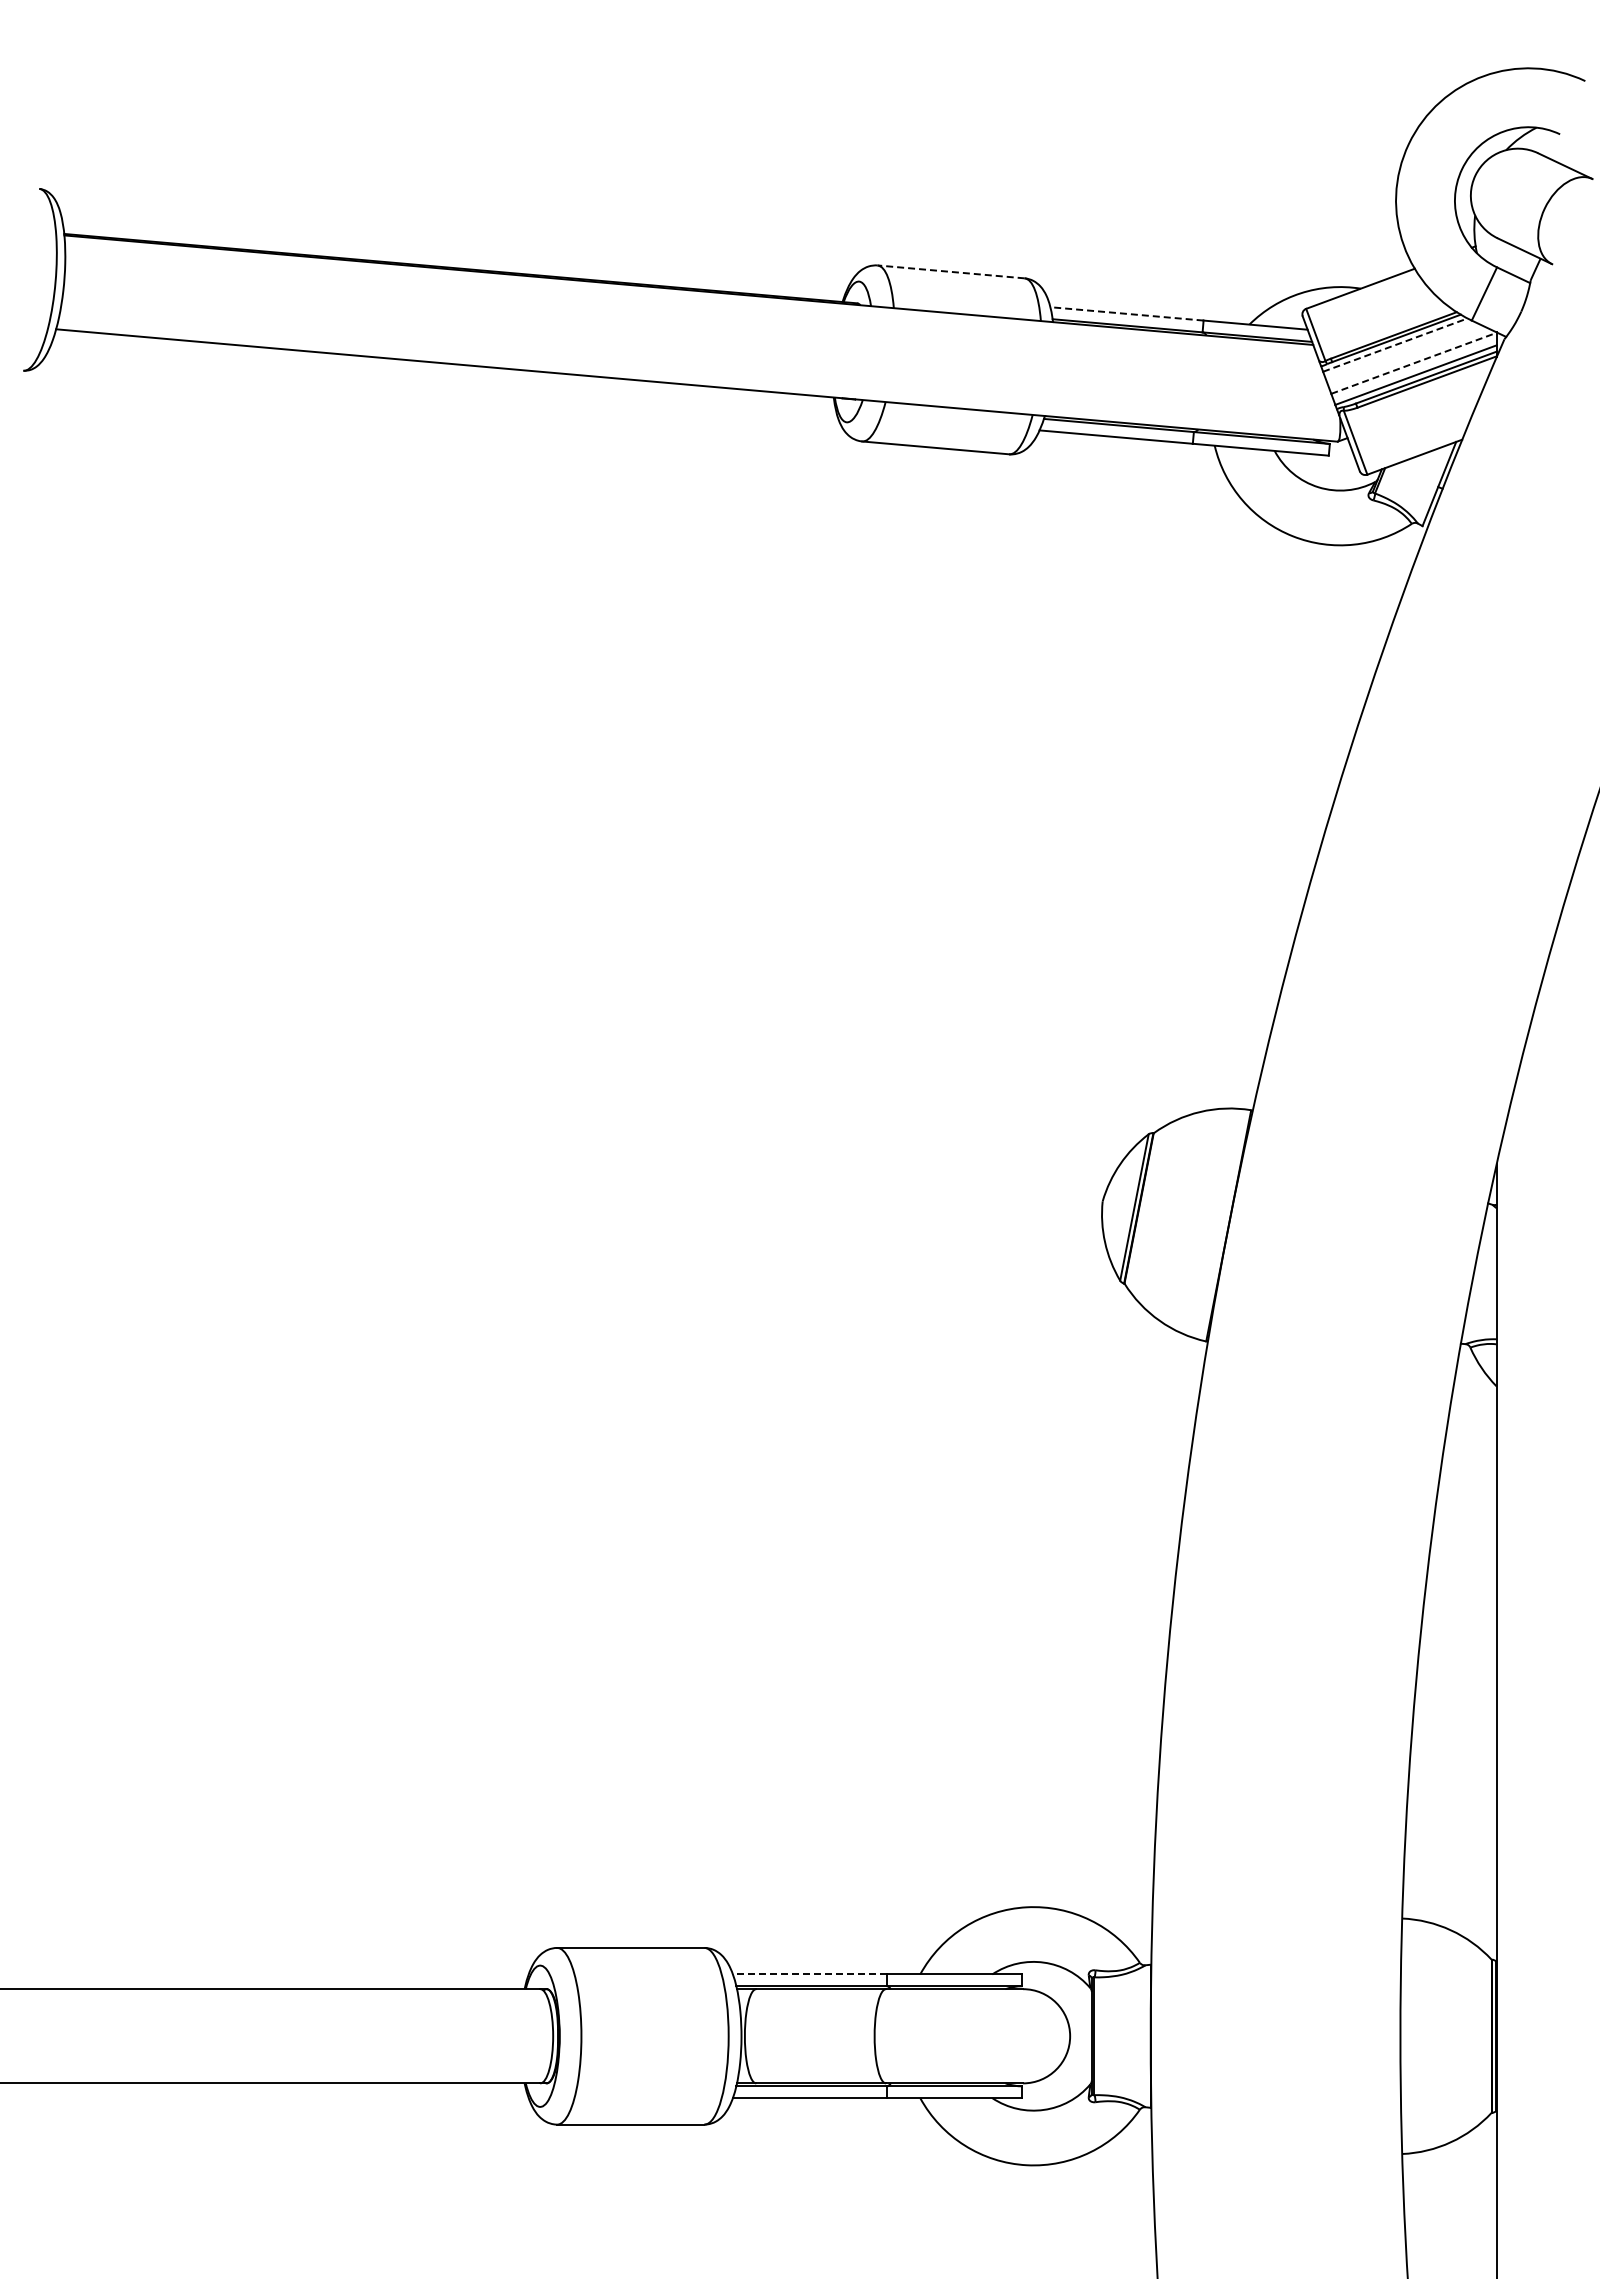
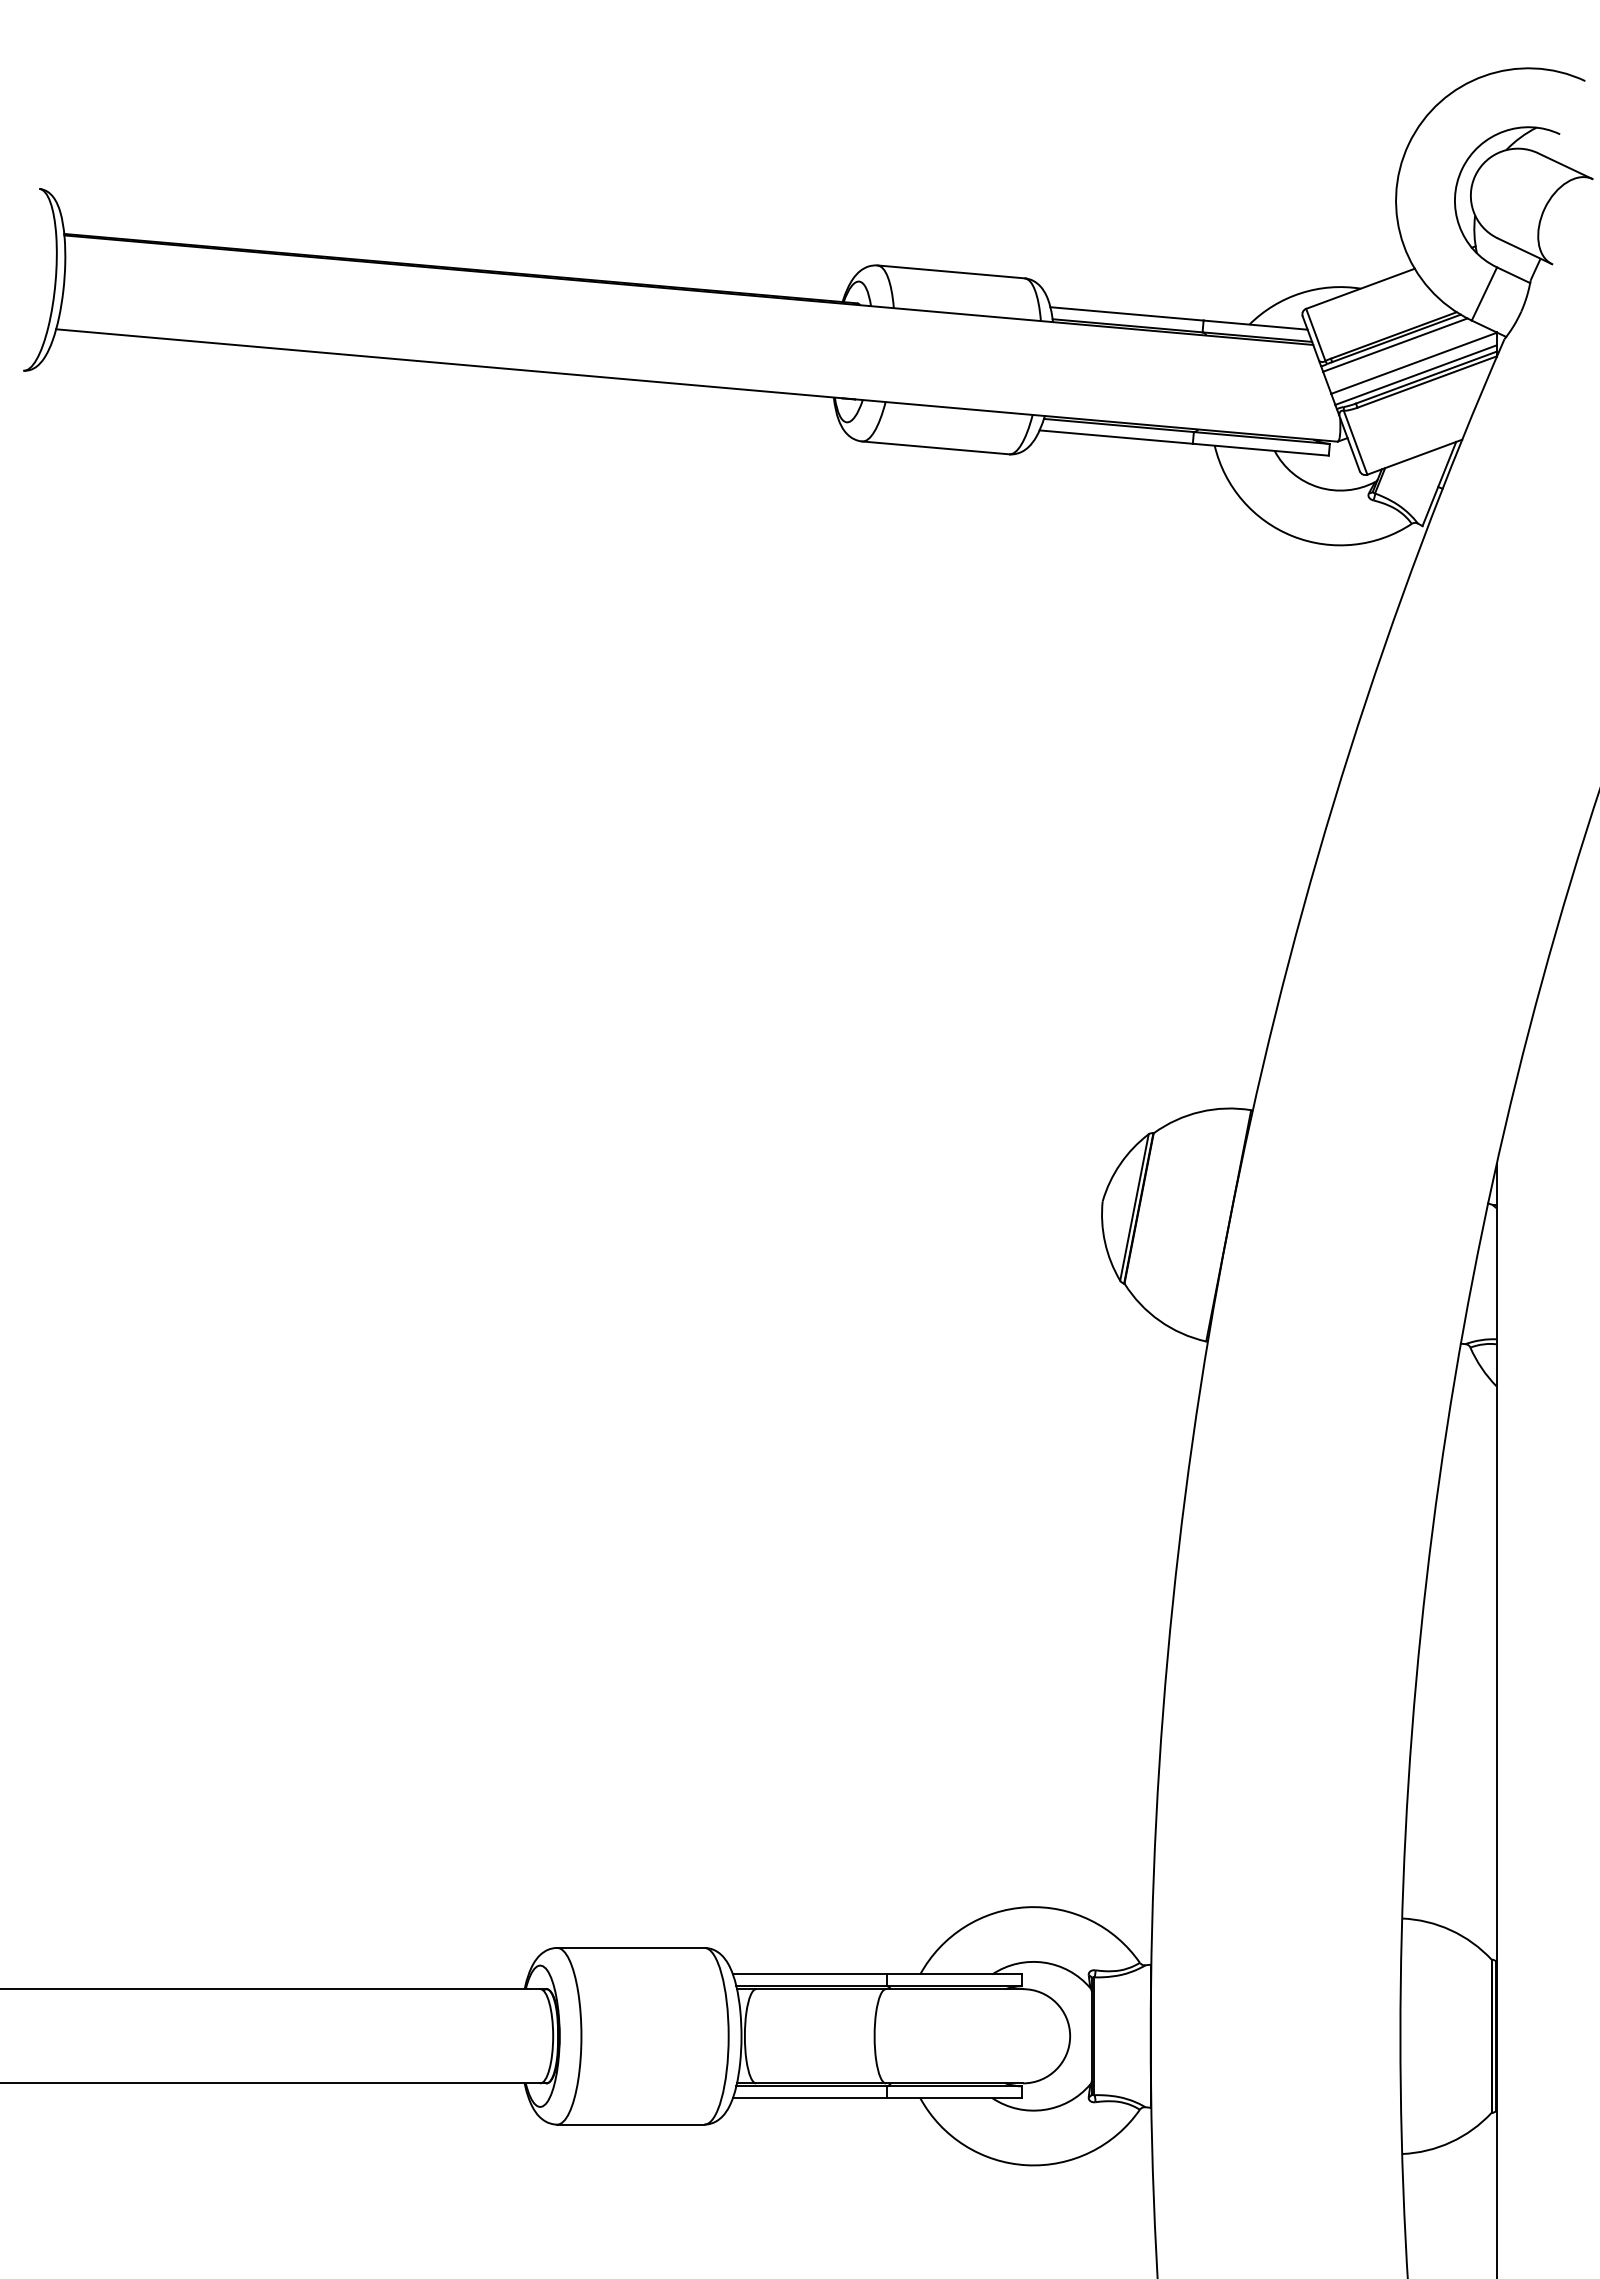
line: dashed -> solid (951, 271)
line: dashed -> solid (1126, 313)
line: dashed -> solid (1395, 345)
line: dashed -> solid (1414, 363)
line: dashed -> solid (809, 1974)
